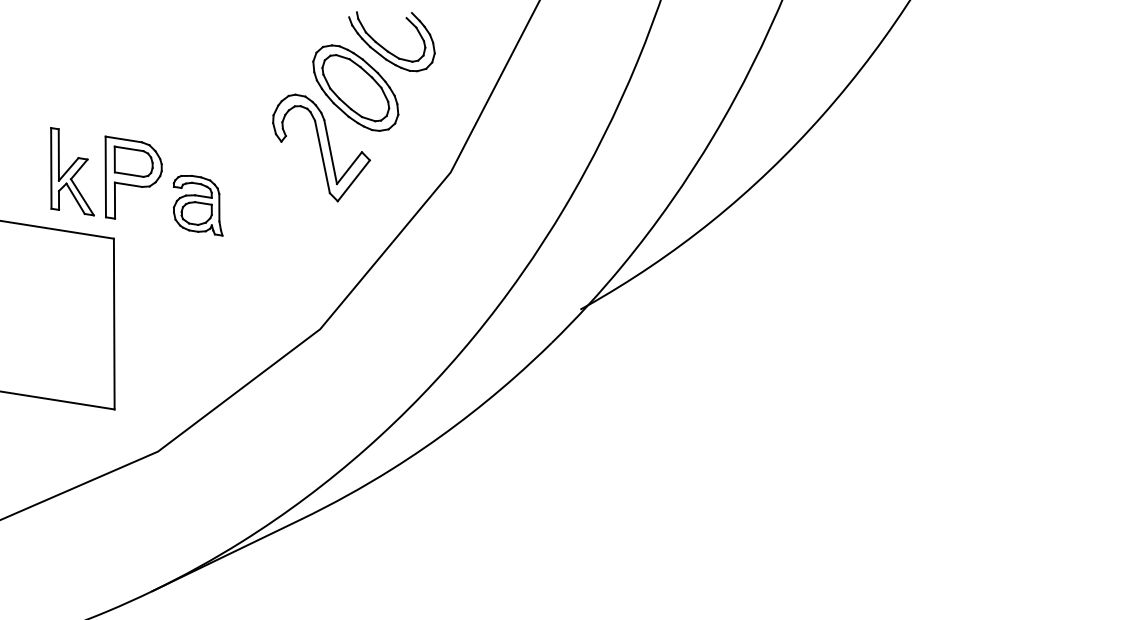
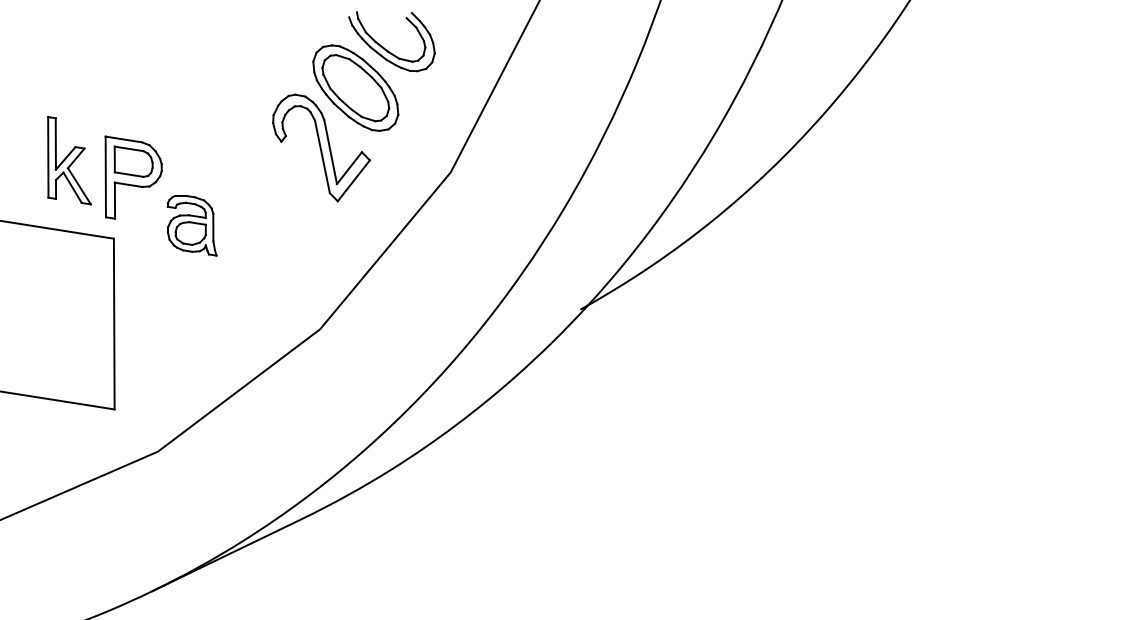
part position: (72, 171) -> (69, 160) (69, 160)
part position: (197, 205) -> (191, 225) (191, 225)
